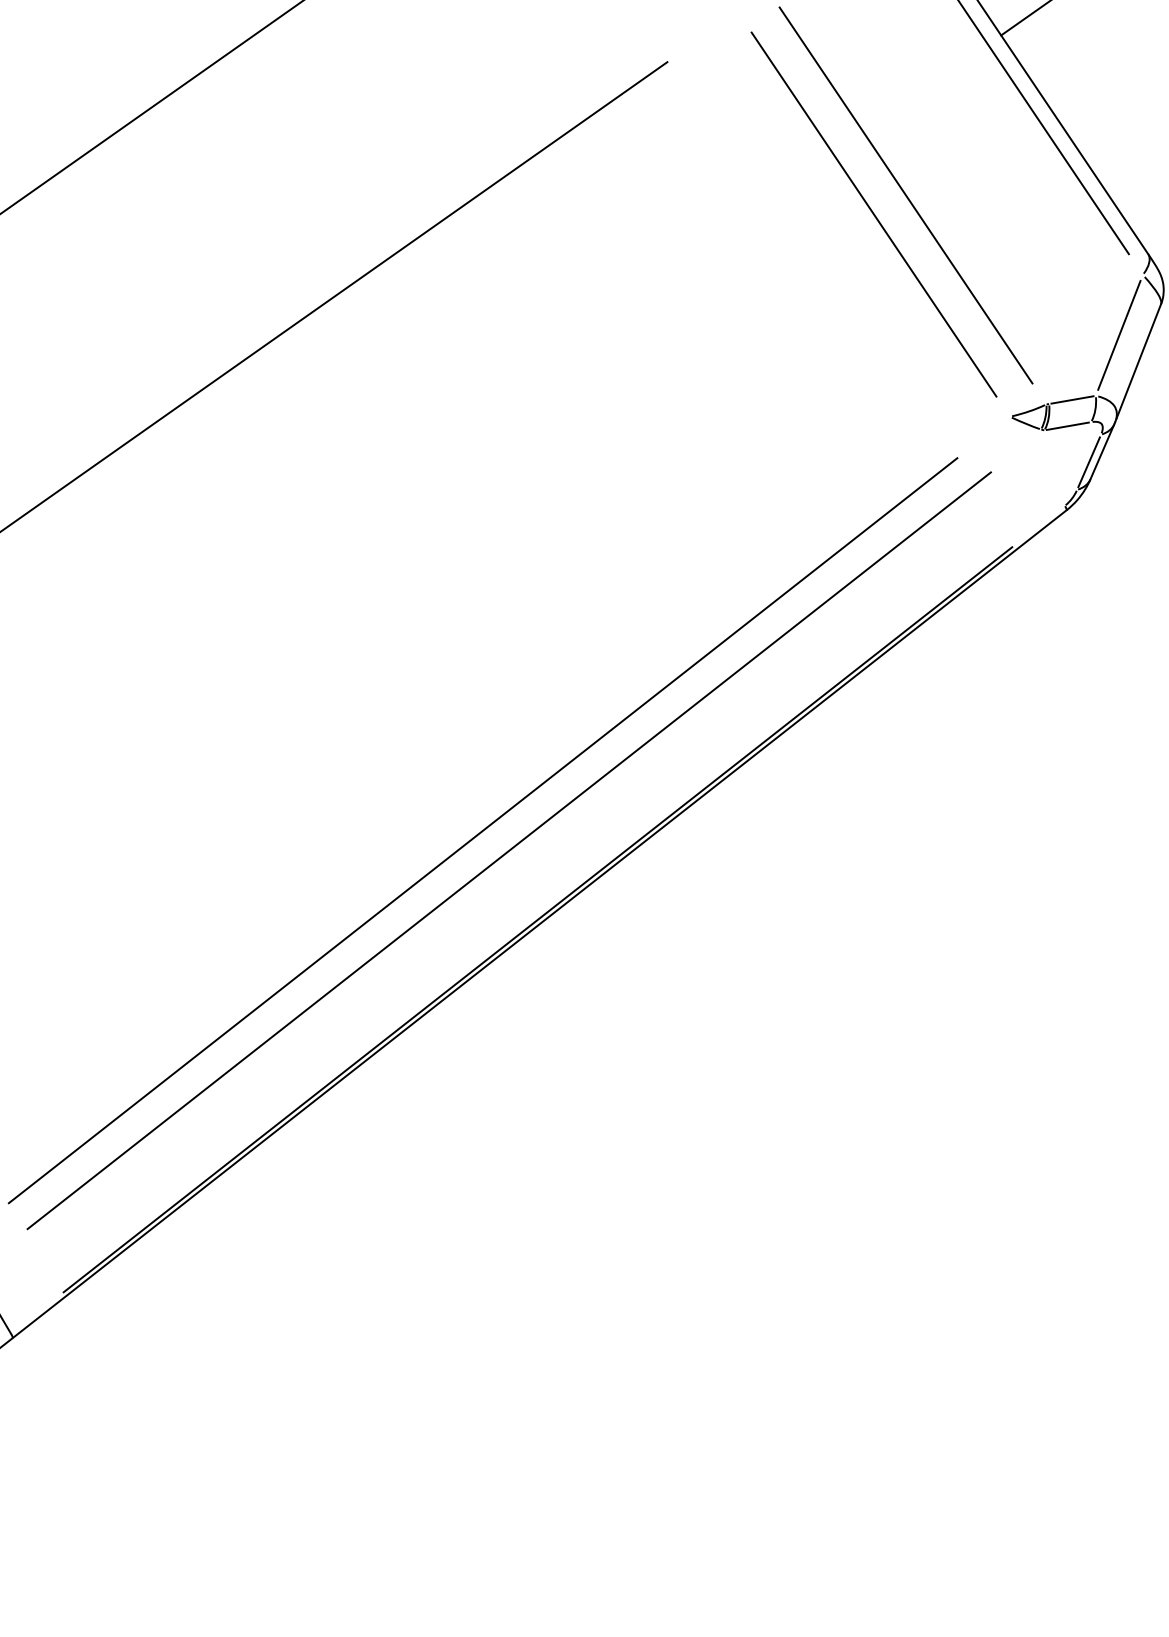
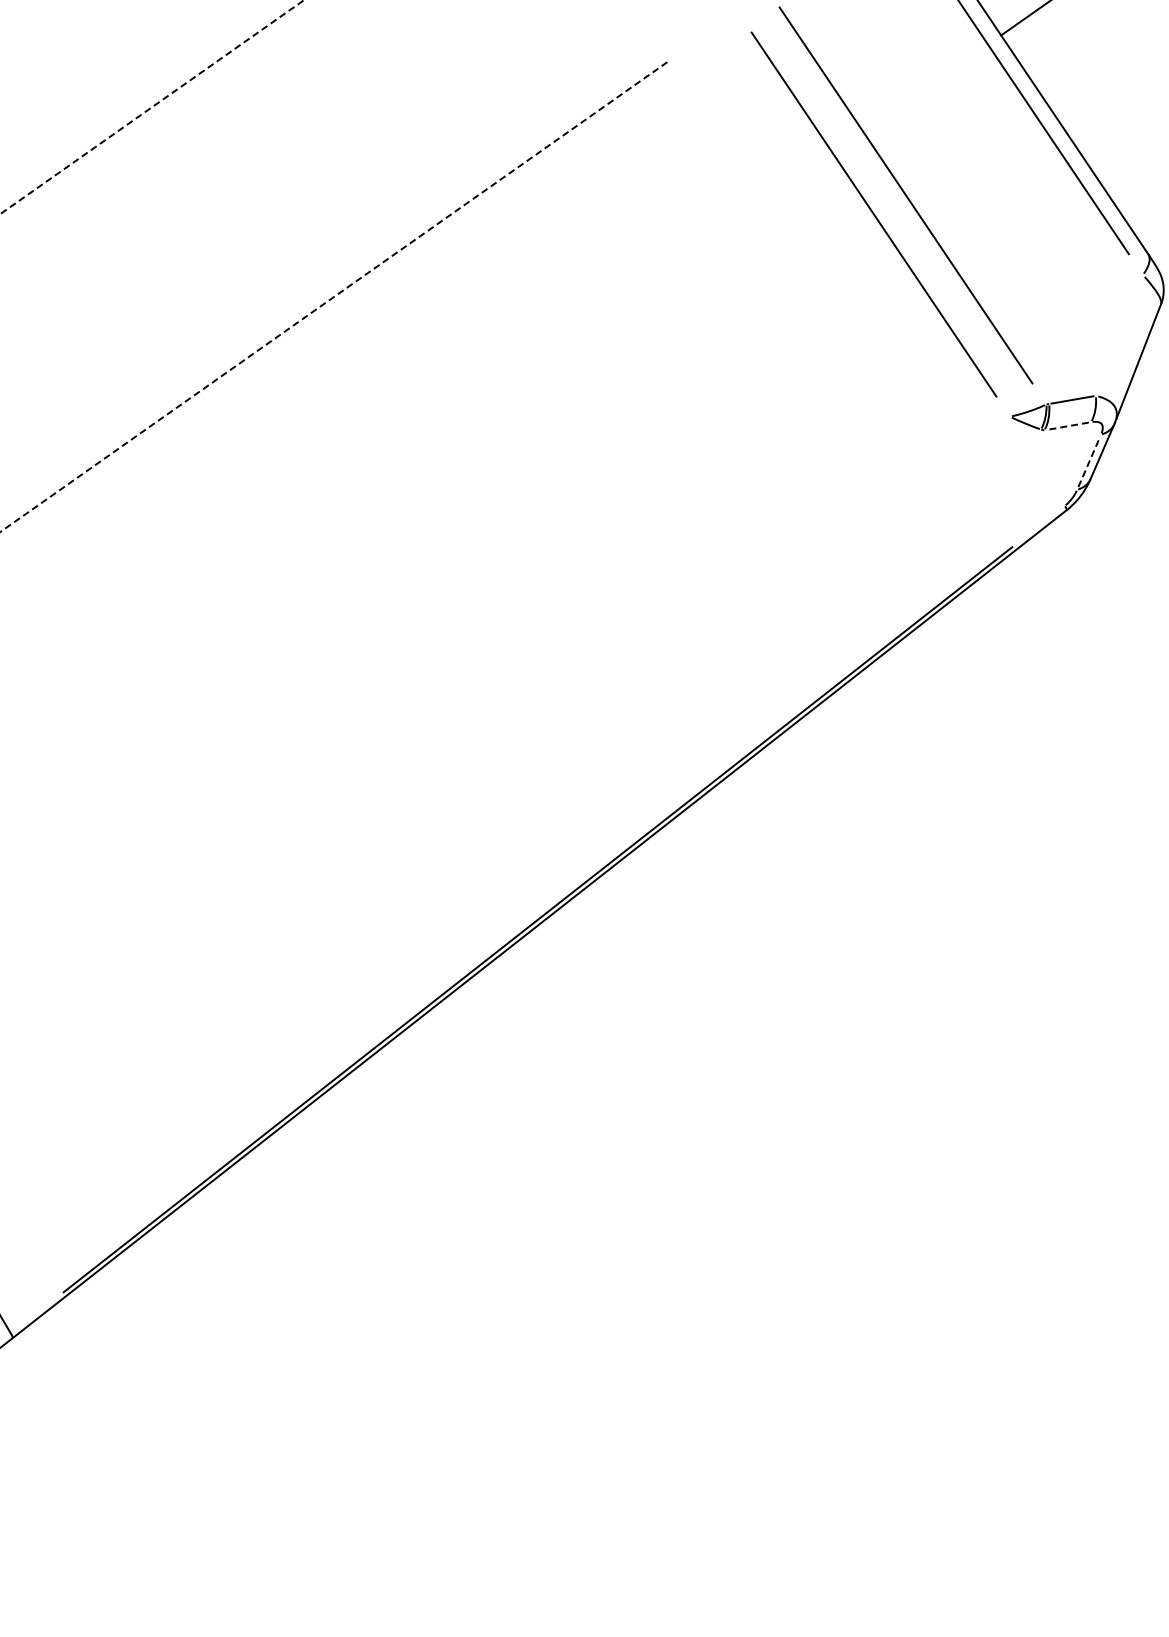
line: solid -> dashed (152, 106)
line: solid -> dashed (333, 297)
line: present -> none (1119, 334)
line: solid -> dashed (1067, 426)
line: solid -> dashed (1089, 461)
line: present -> none (482, 830)
line: present -> none (508, 850)
